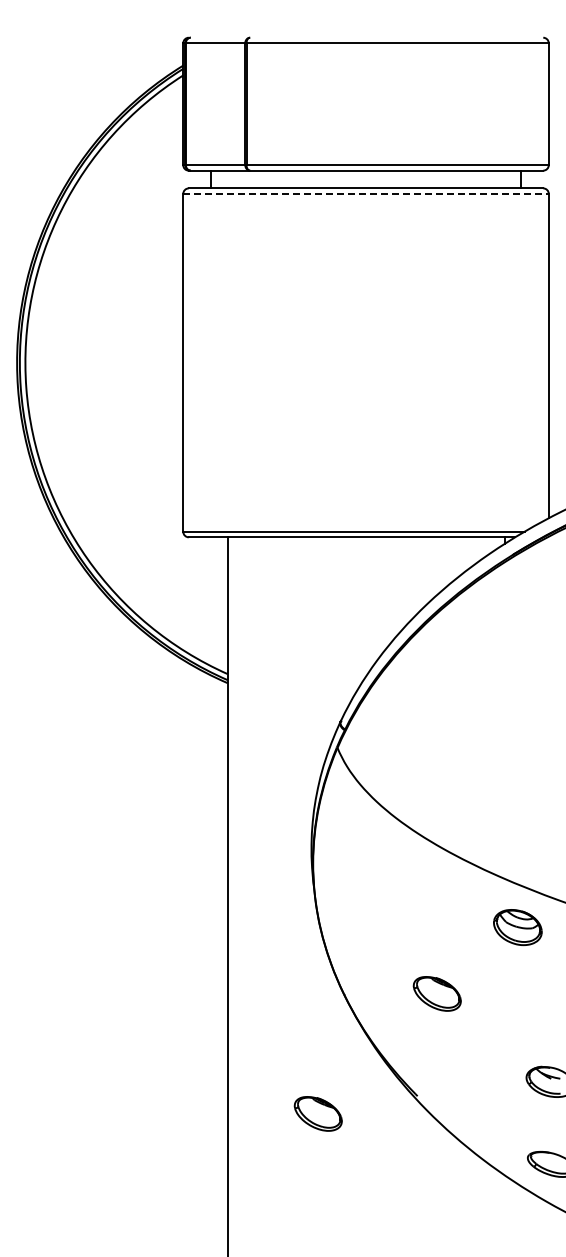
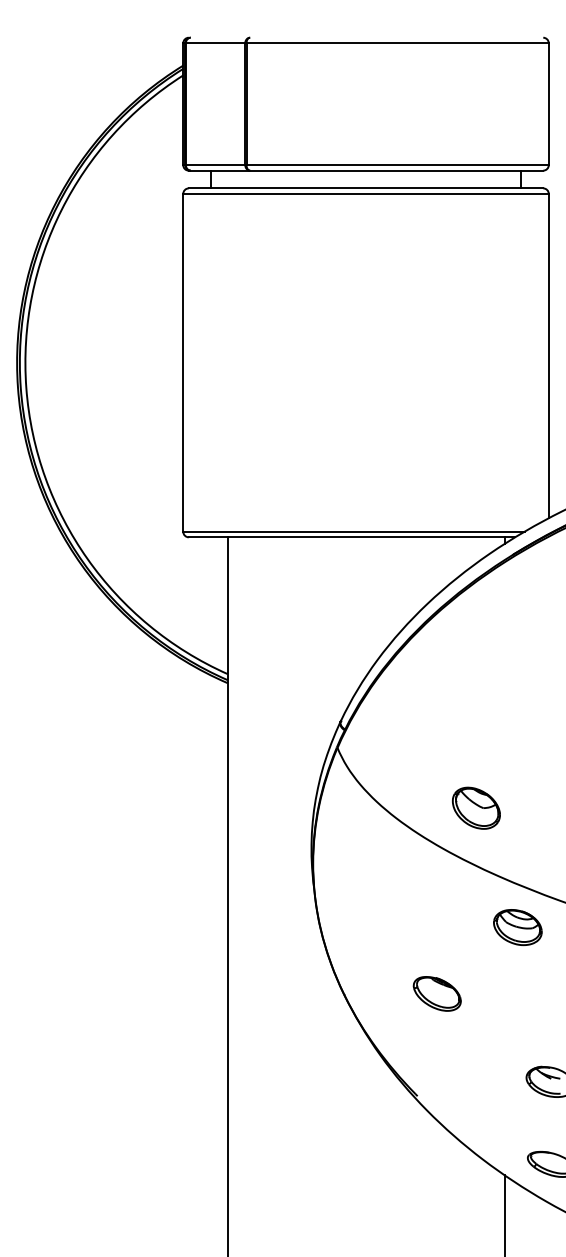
line: dashed -> solid (366, 193)
part: none -> present (476, 807)
part: present -> none (317, 1113)
line: none -> present (504, 1214)
